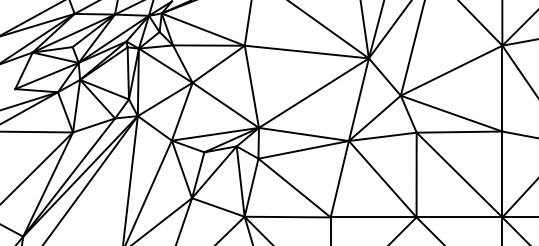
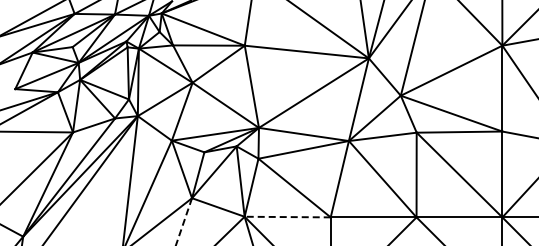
line: solid -> dashed (287, 217)
line: solid -> dashed (184, 221)
